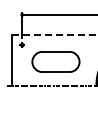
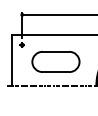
line: dashed -> solid (55, 35)
